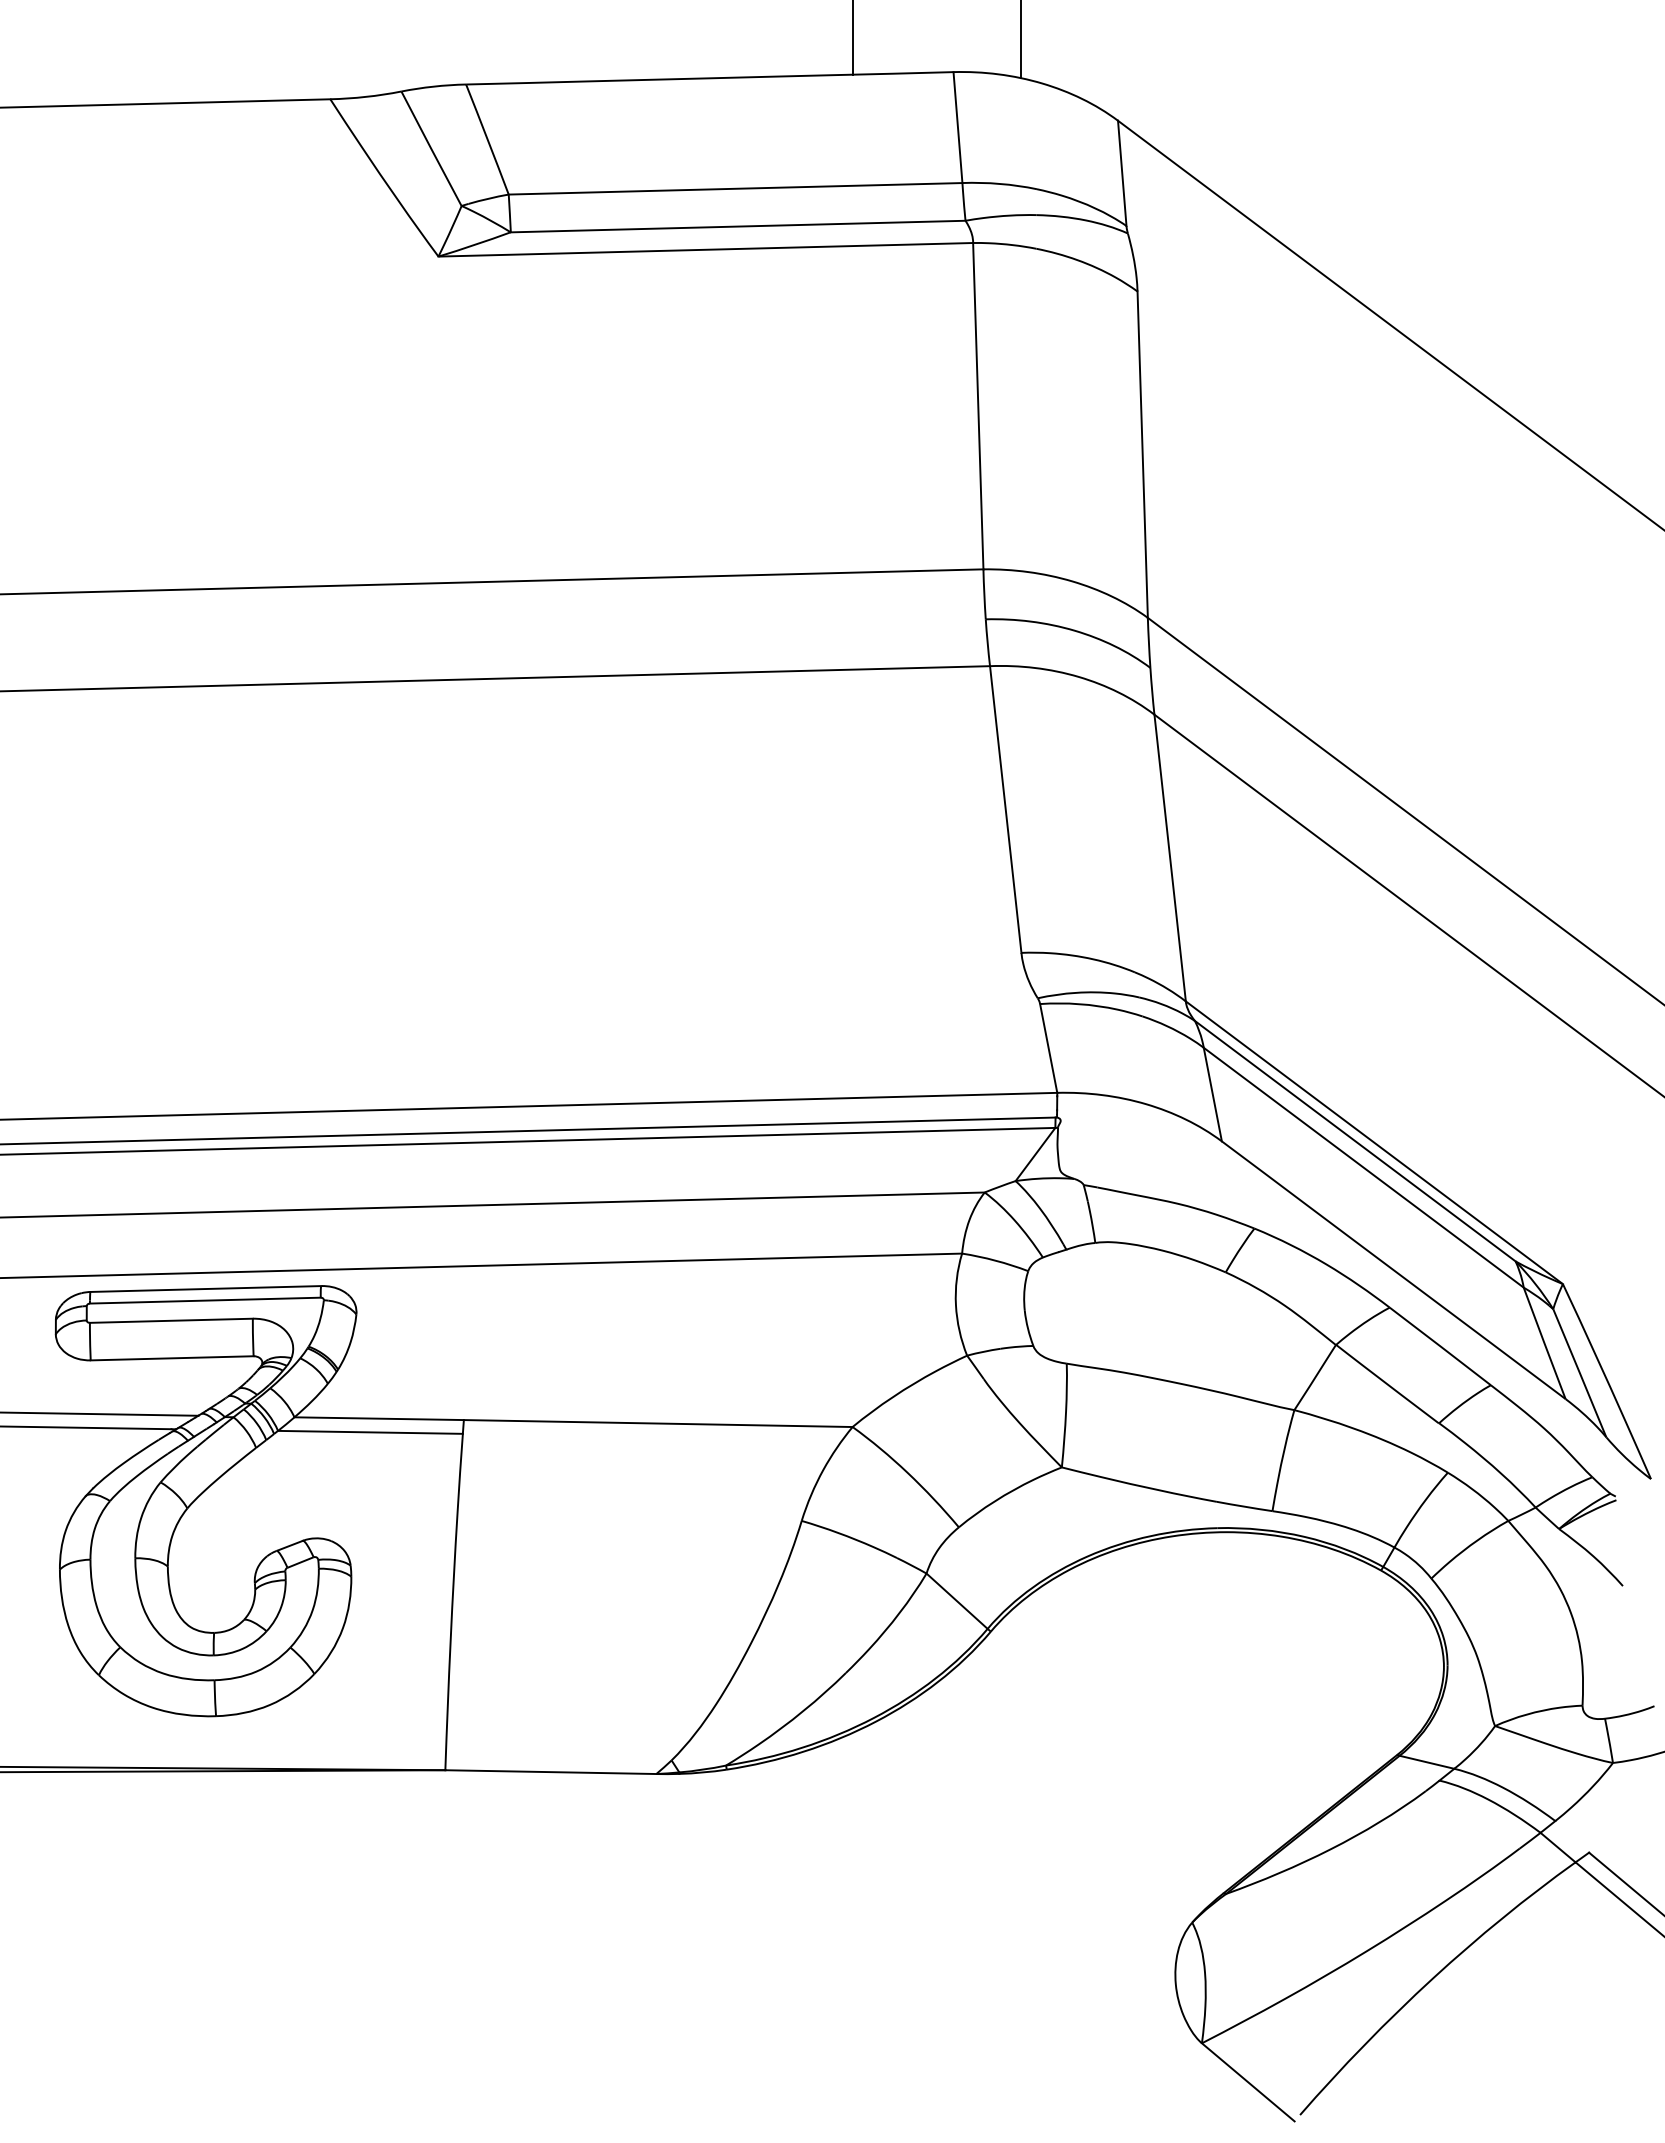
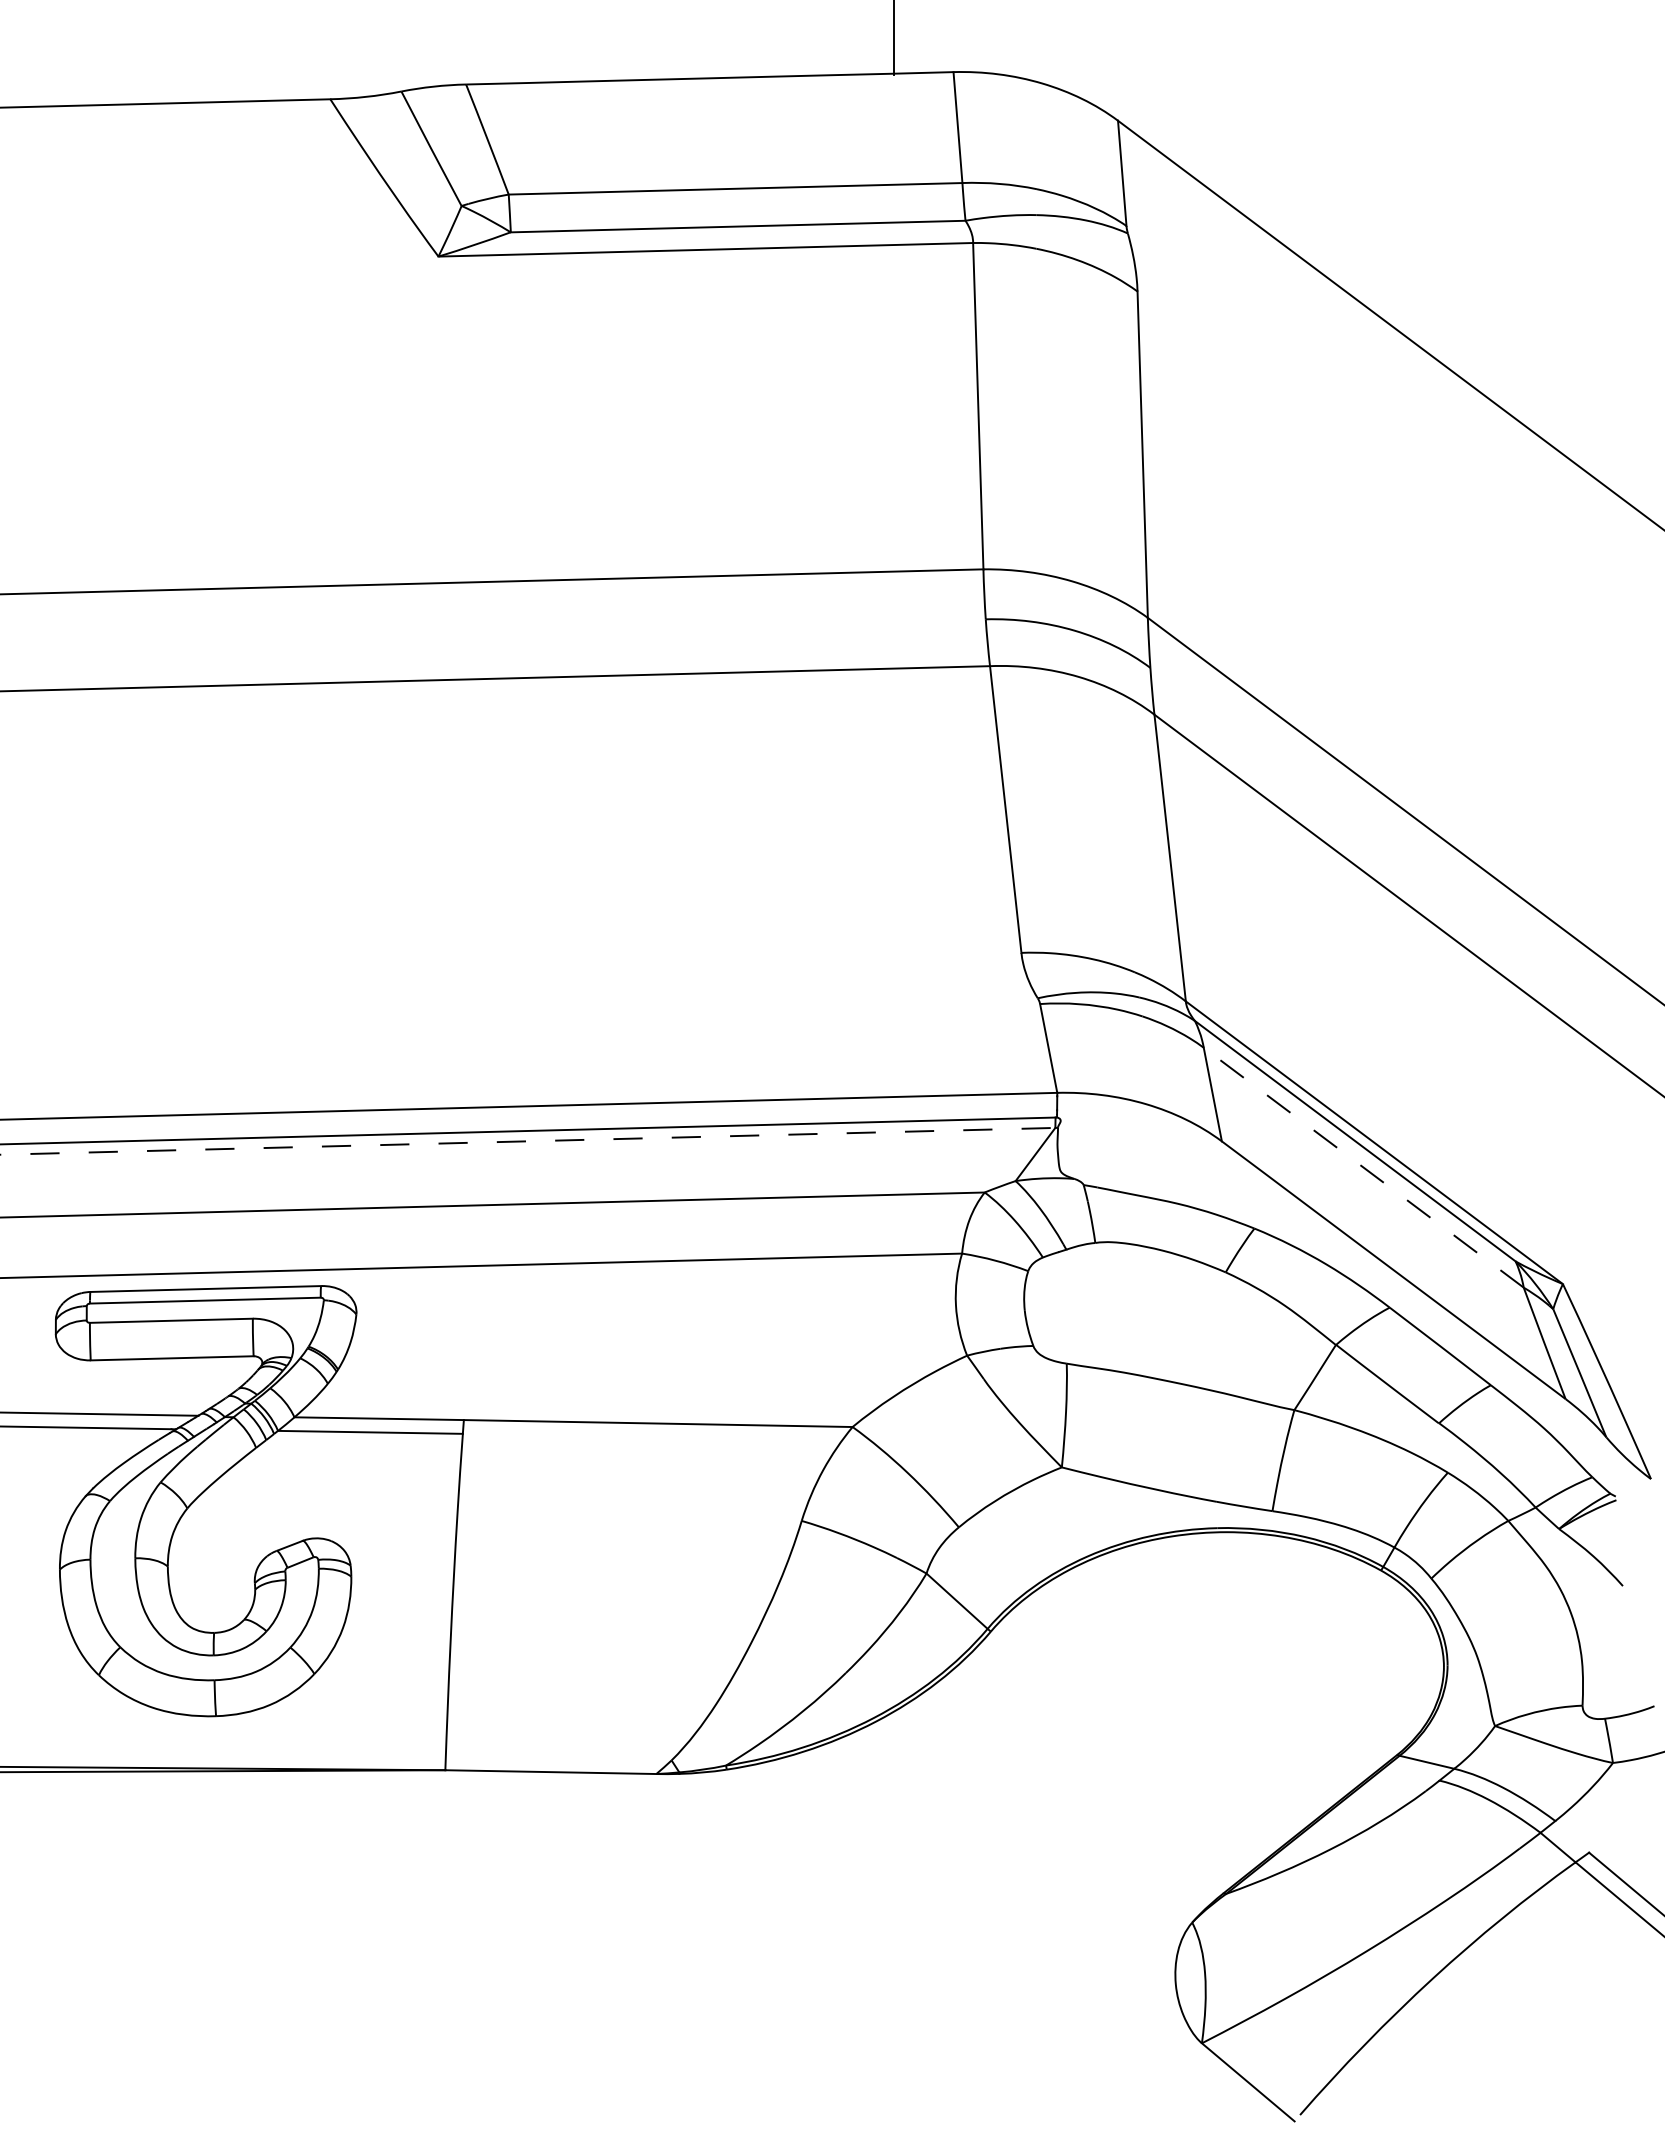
line position: (853, 38) -> (894, 38) (894, 38)
line: present -> none (1020, 40)
line: solid -> dashed (528, 1141)
line: solid -> dashed (1363, 1167)
